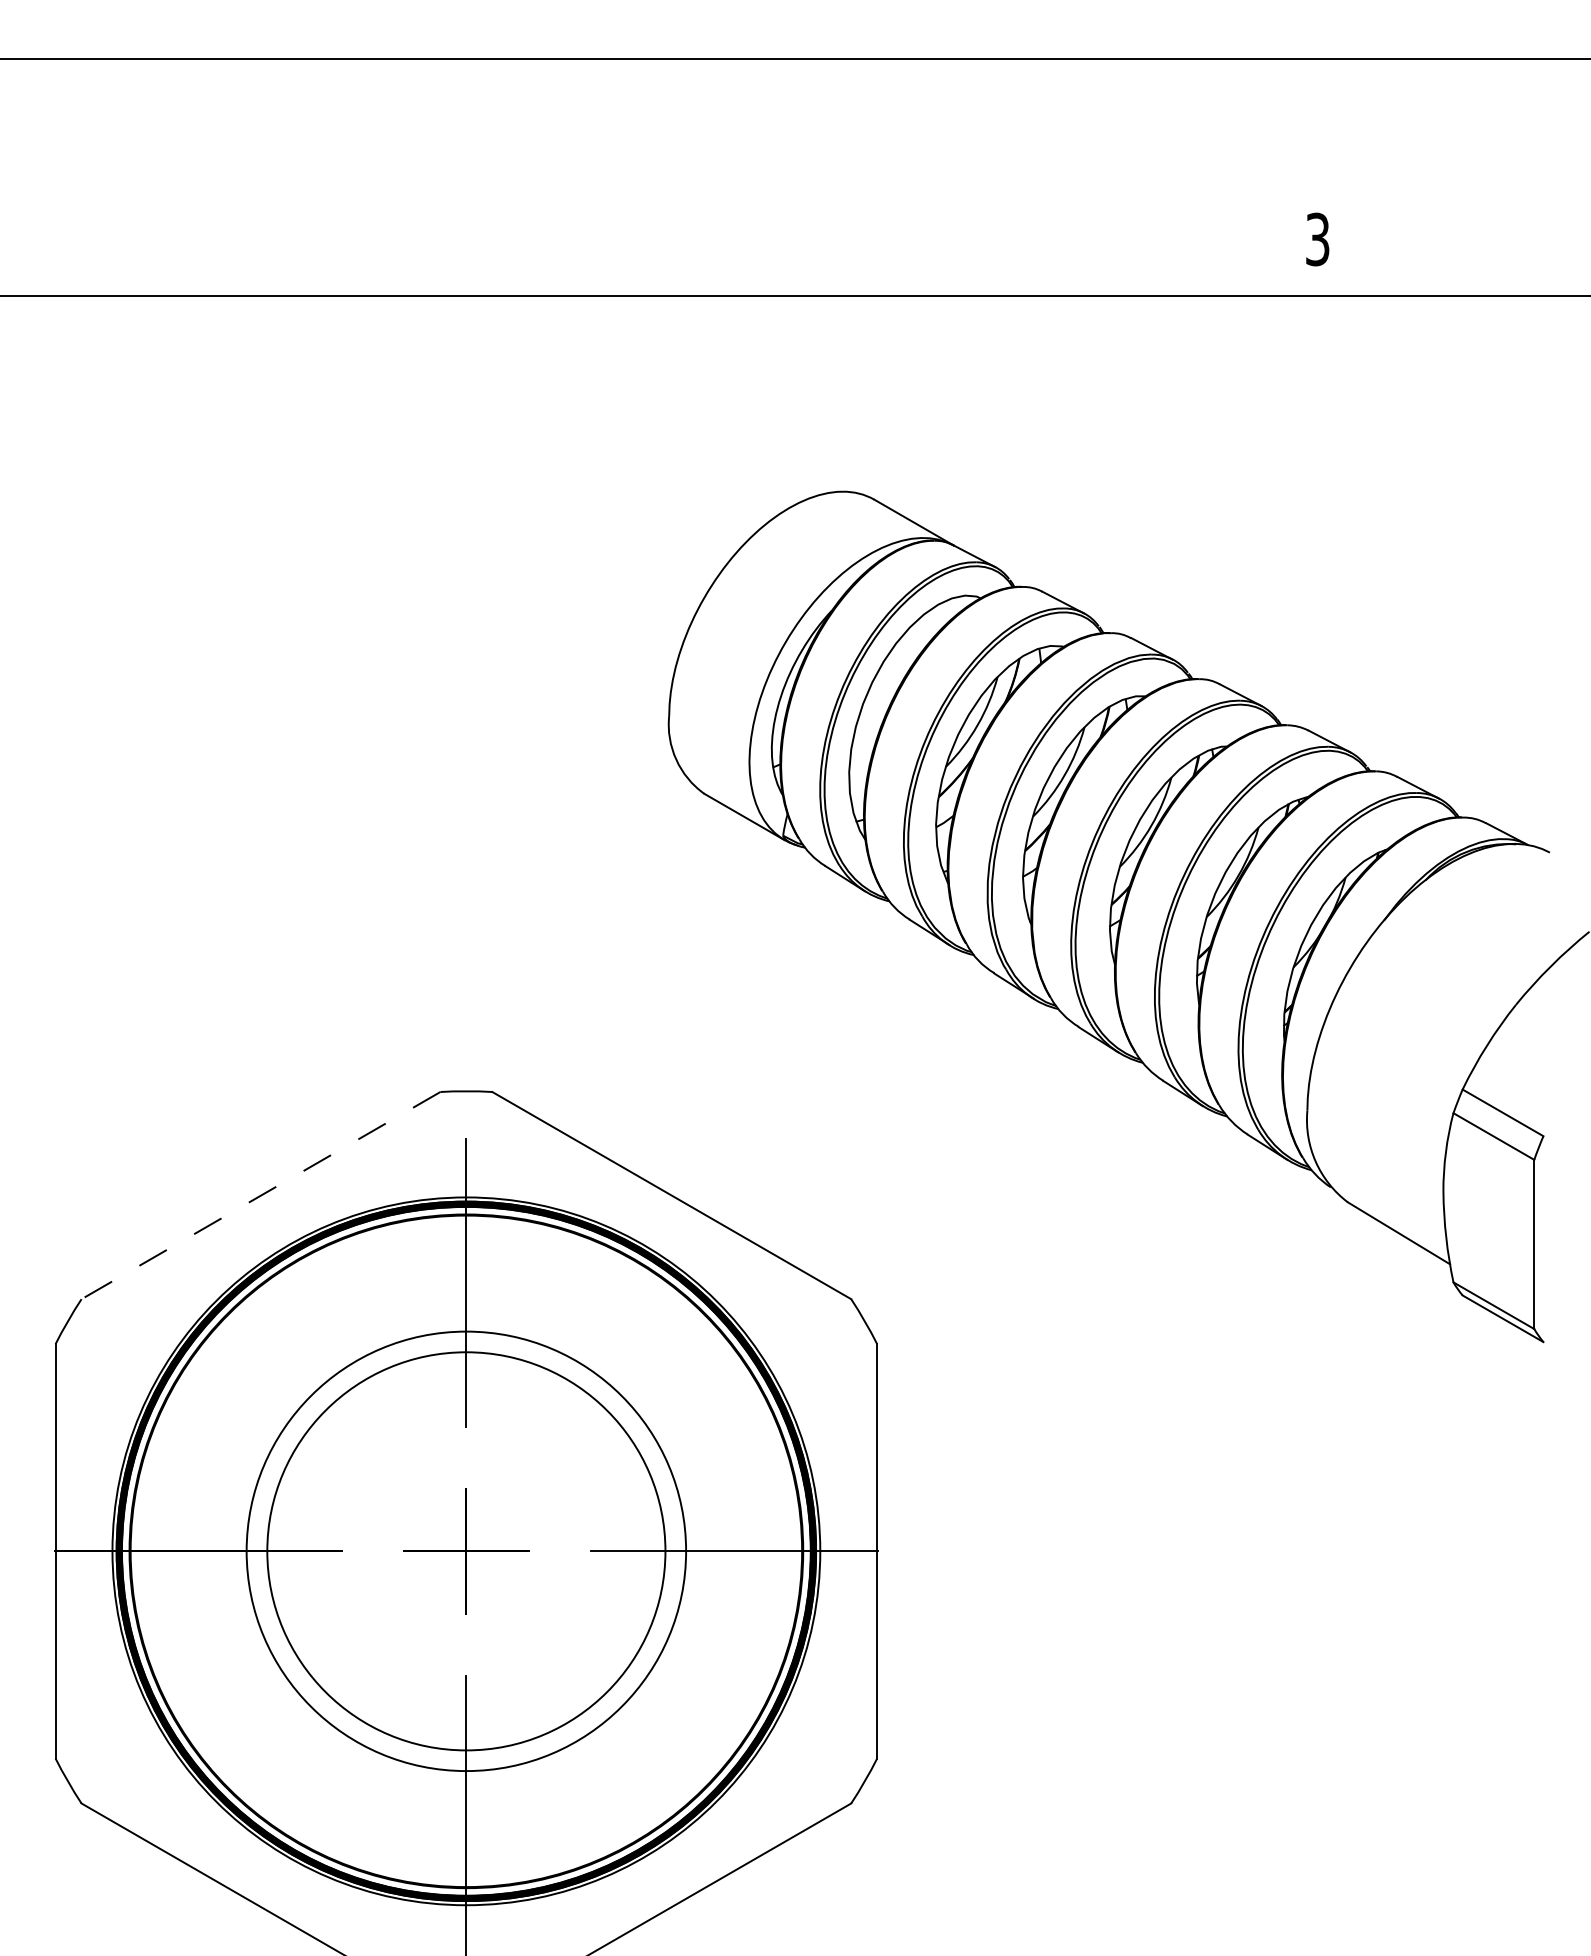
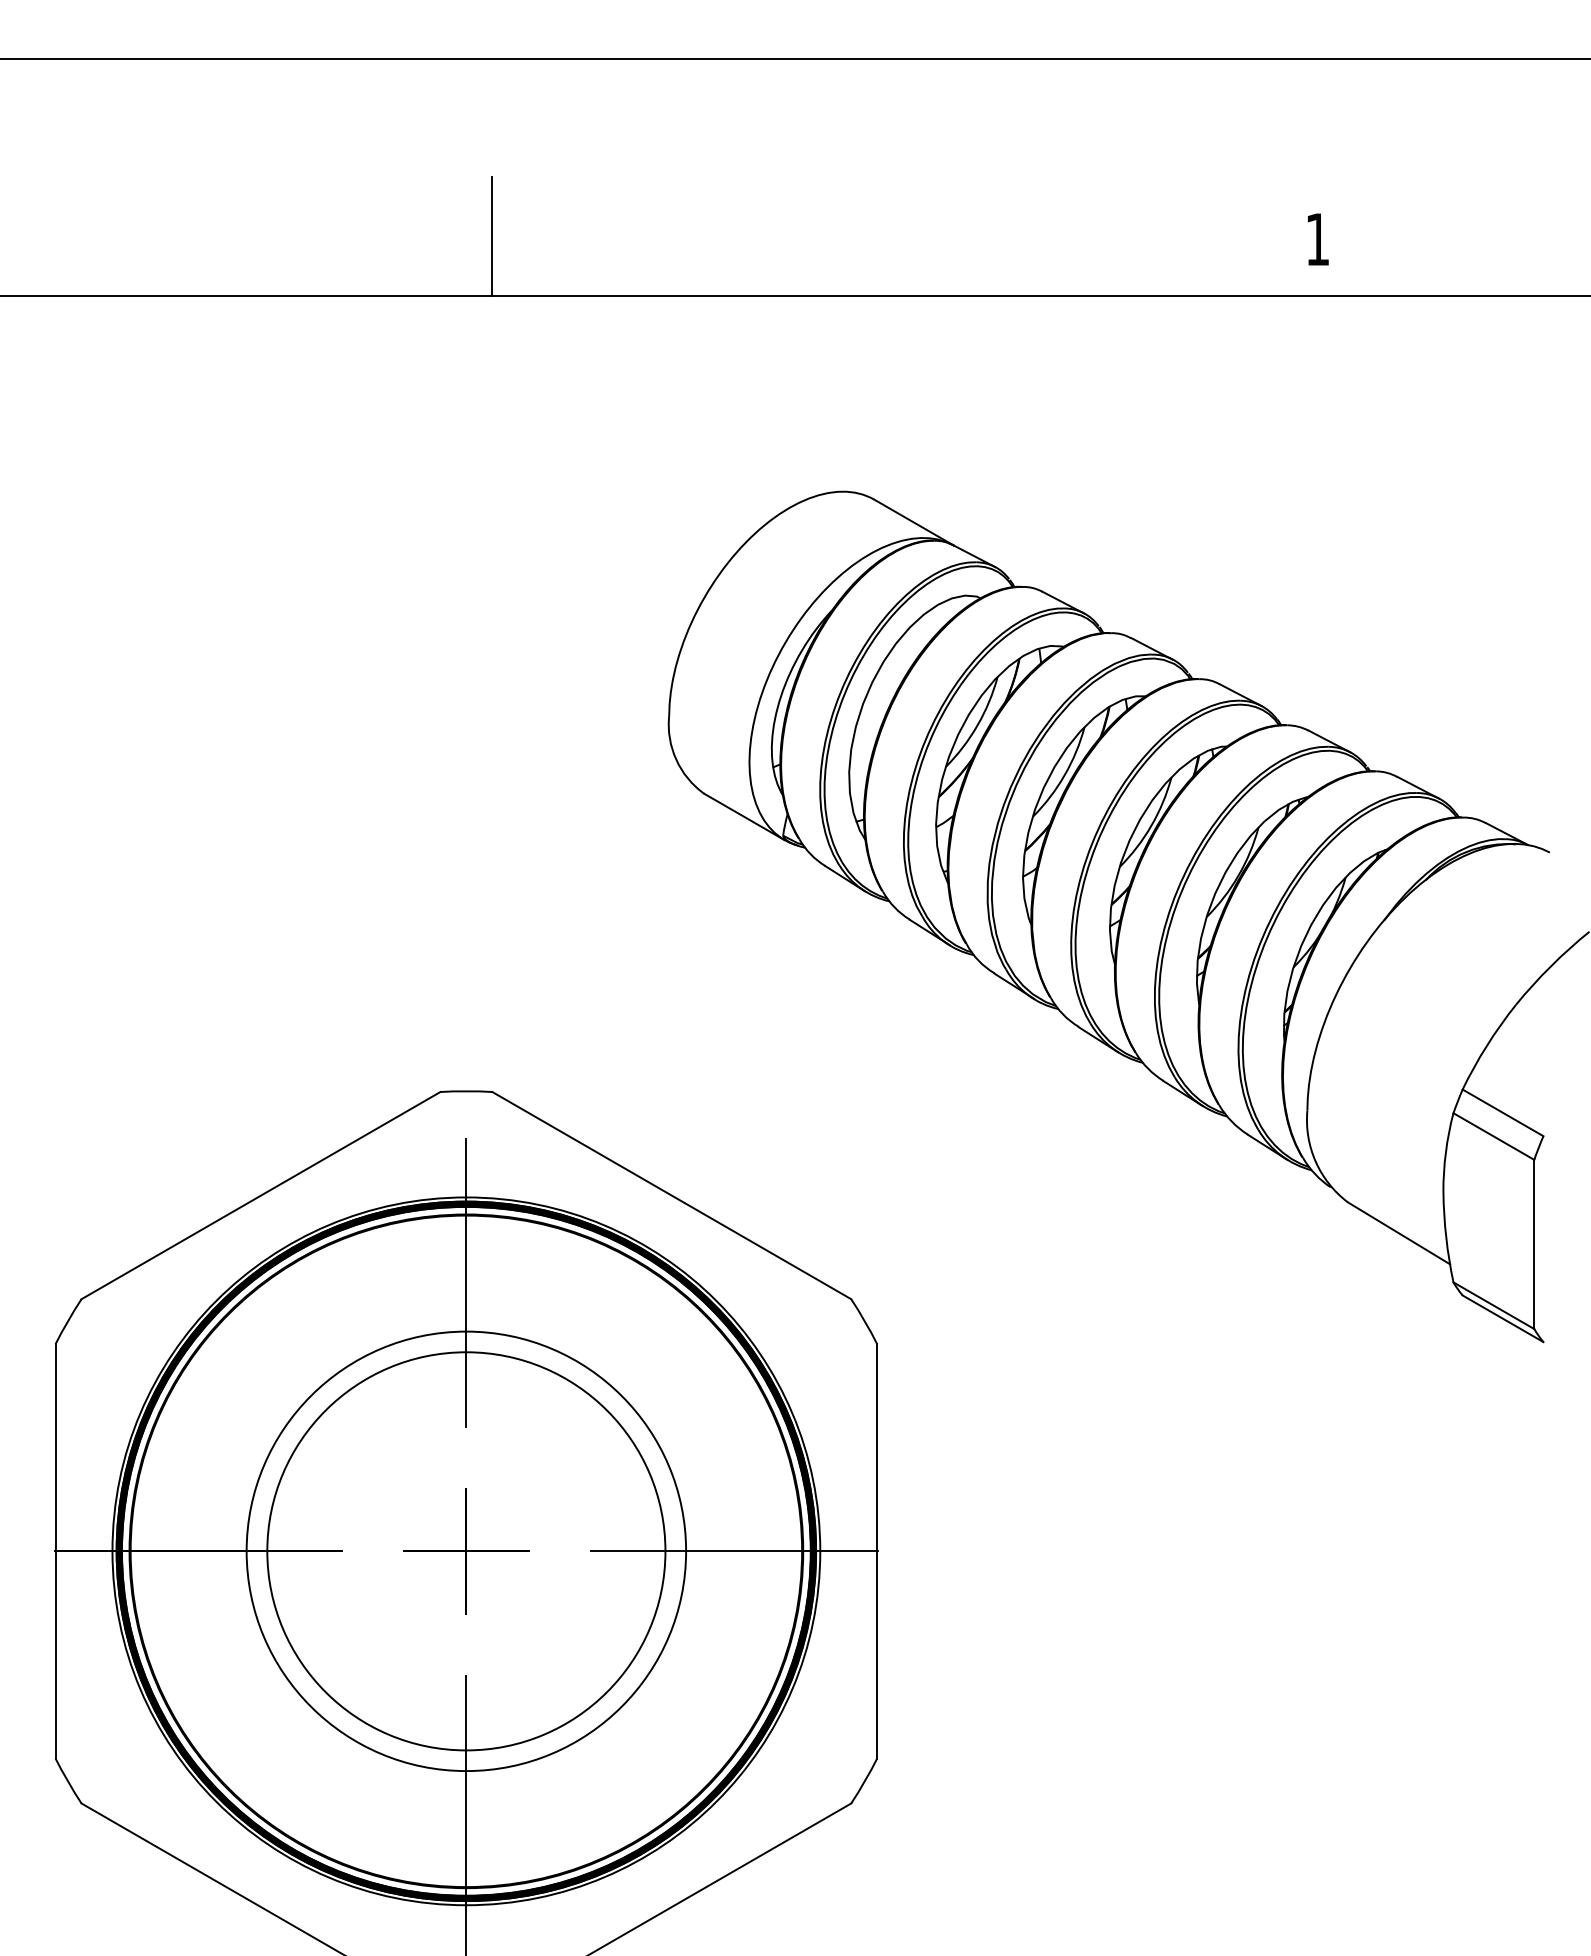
line: none -> present (491, 236)
text: 3 -> 1 (1317, 239)
line: dashed -> solid (260, 1195)
